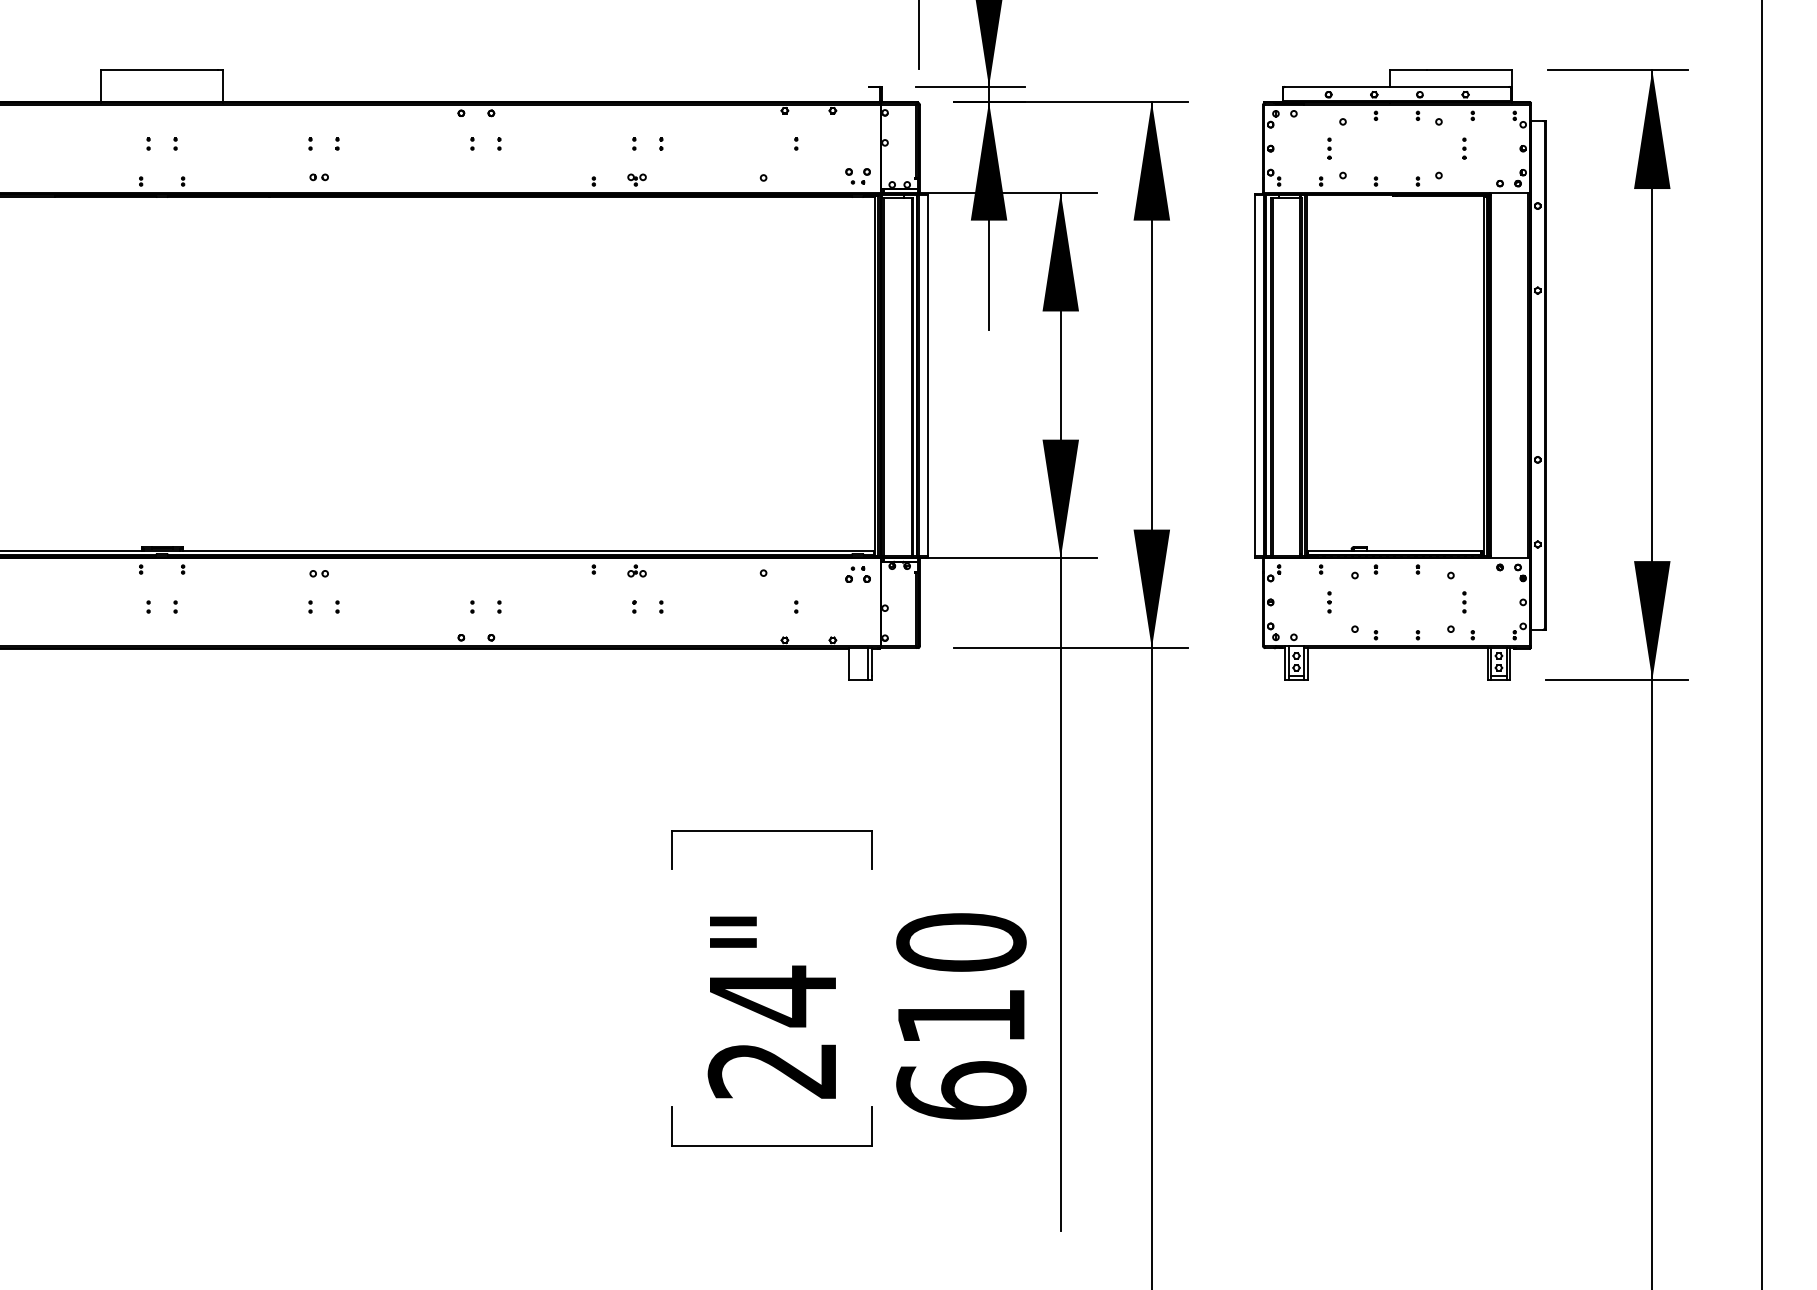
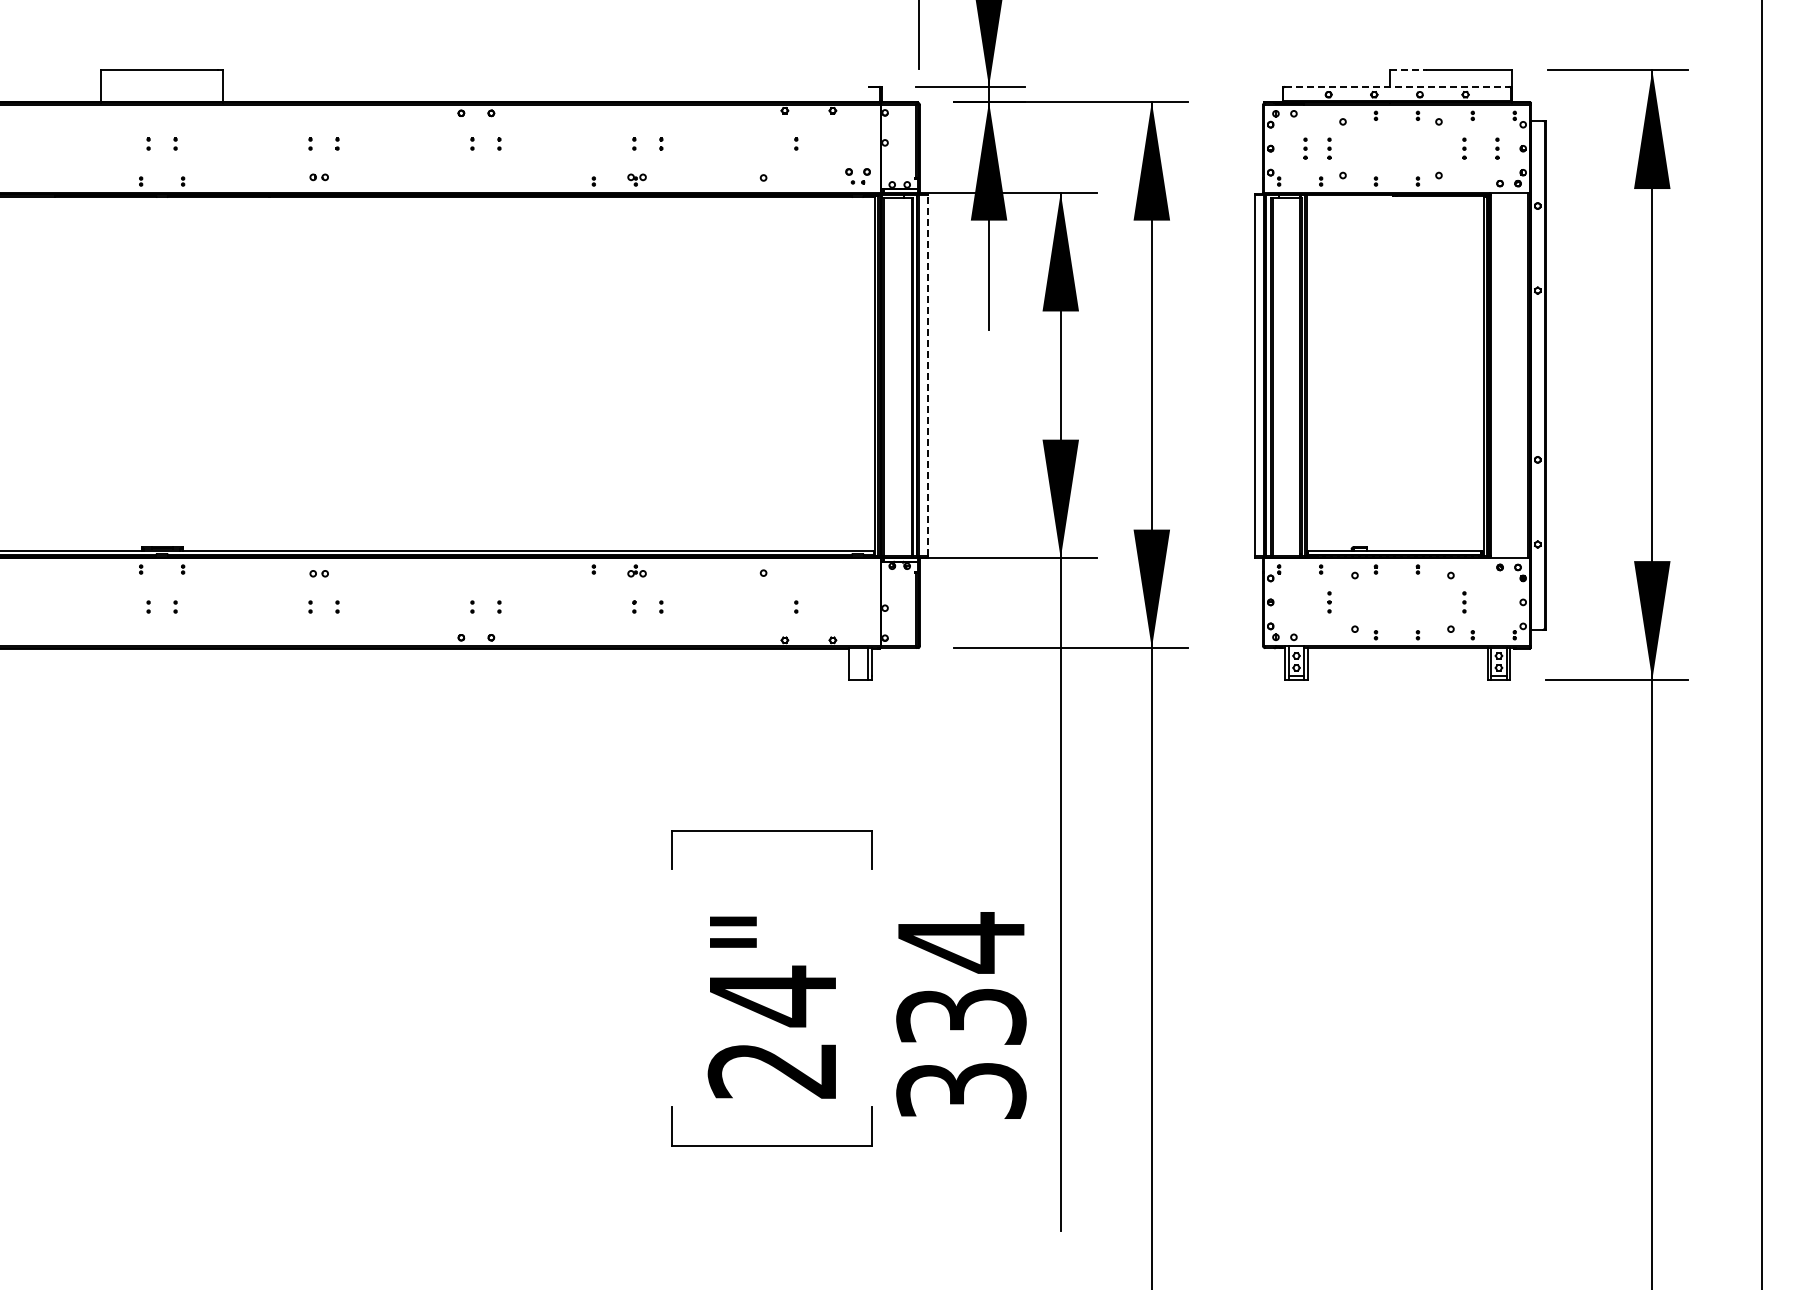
line: solid -> dashed (1408, 70)
line: solid -> dashed (1397, 86)
part: none -> present (1305, 148)
part: none -> present (1497, 148)
line: solid -> dashed (927, 375)
part: present -> none (857, 574)
text: 610 -> 334 (961, 1015)
